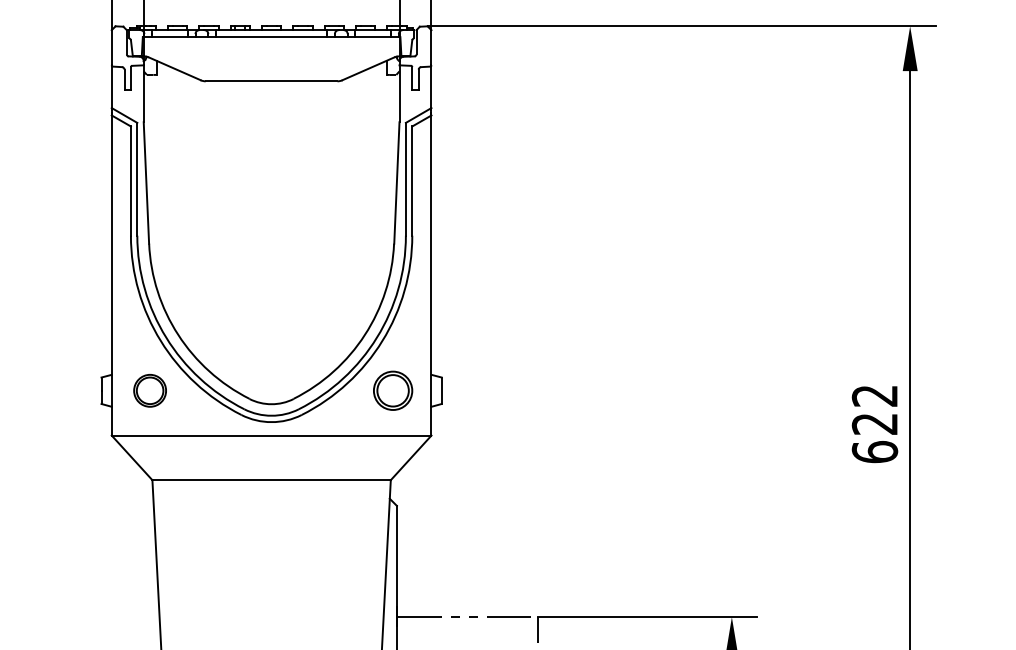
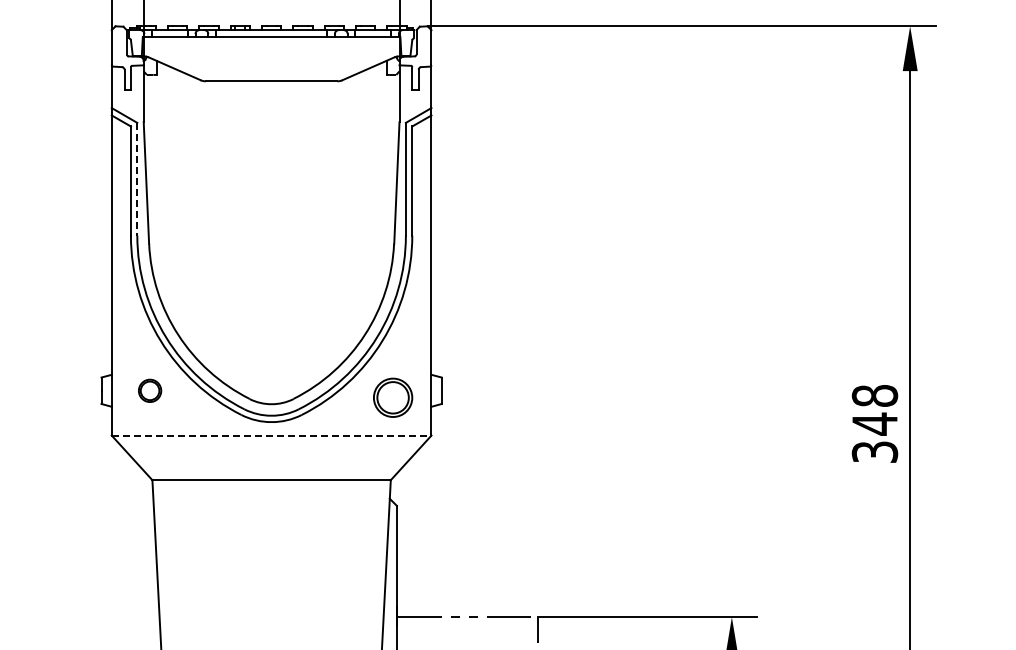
line: solid -> dashed (137, 179)
part size: 34x34 px -> 25x25 px (150, 390)
part position: (393, 390) -> (393, 397) (393, 397)
text: 622 -> 348 (874, 424)
line: solid -> dashed (271, 435)
